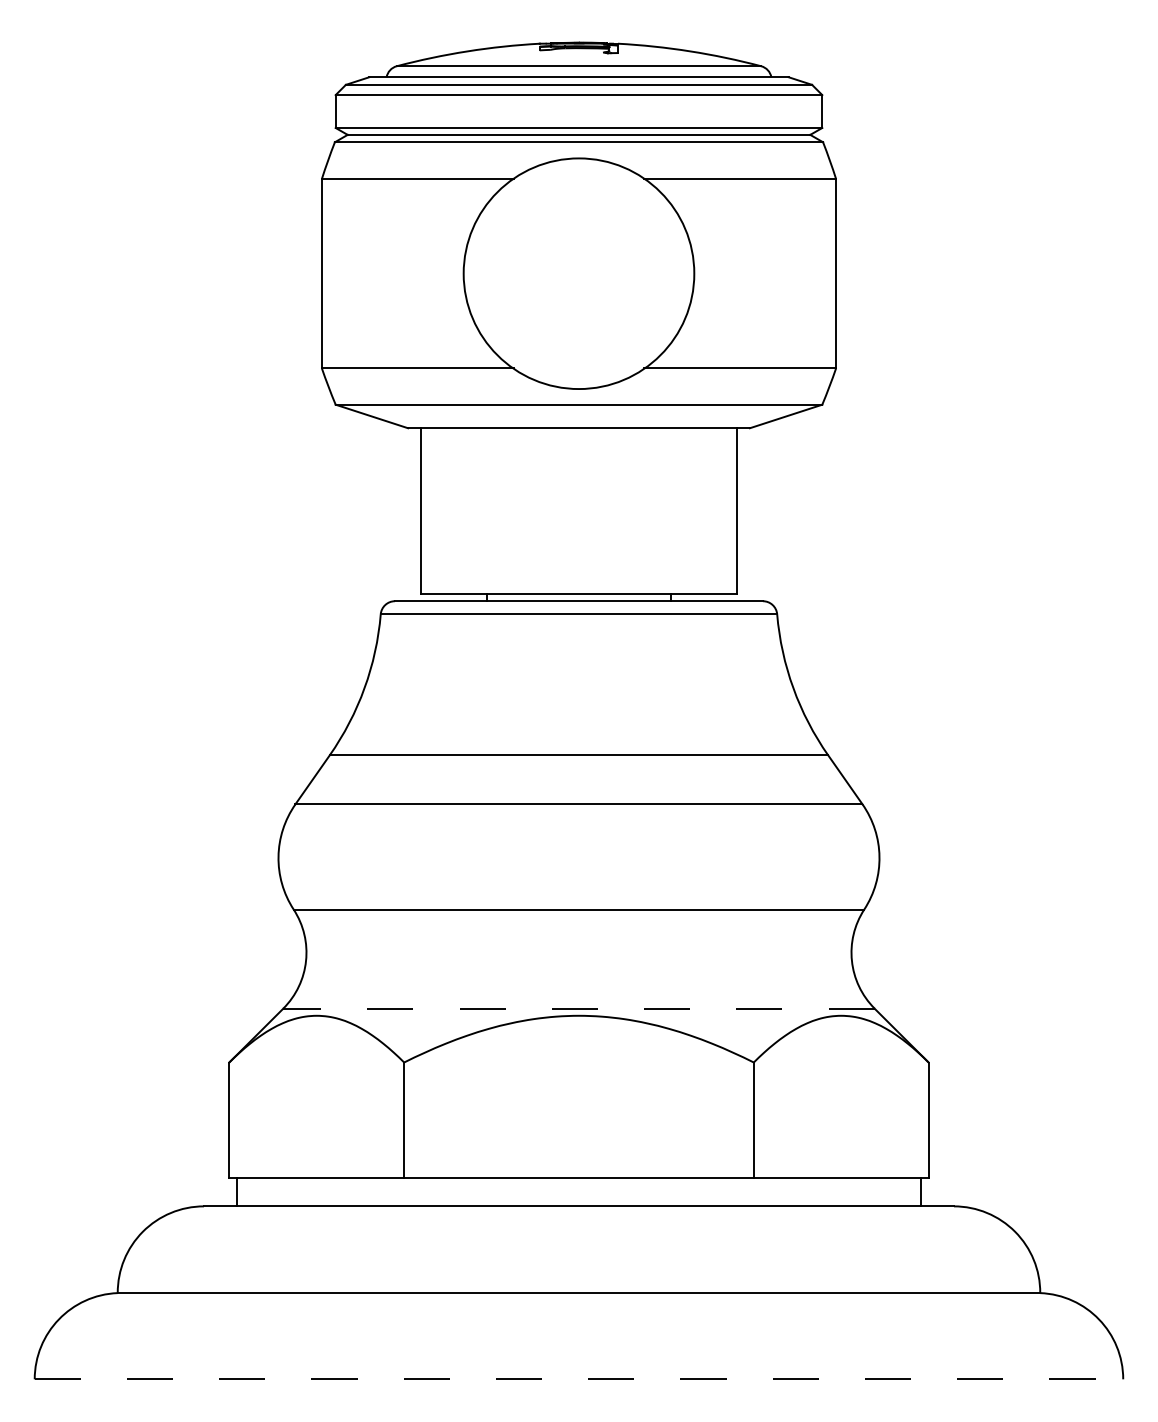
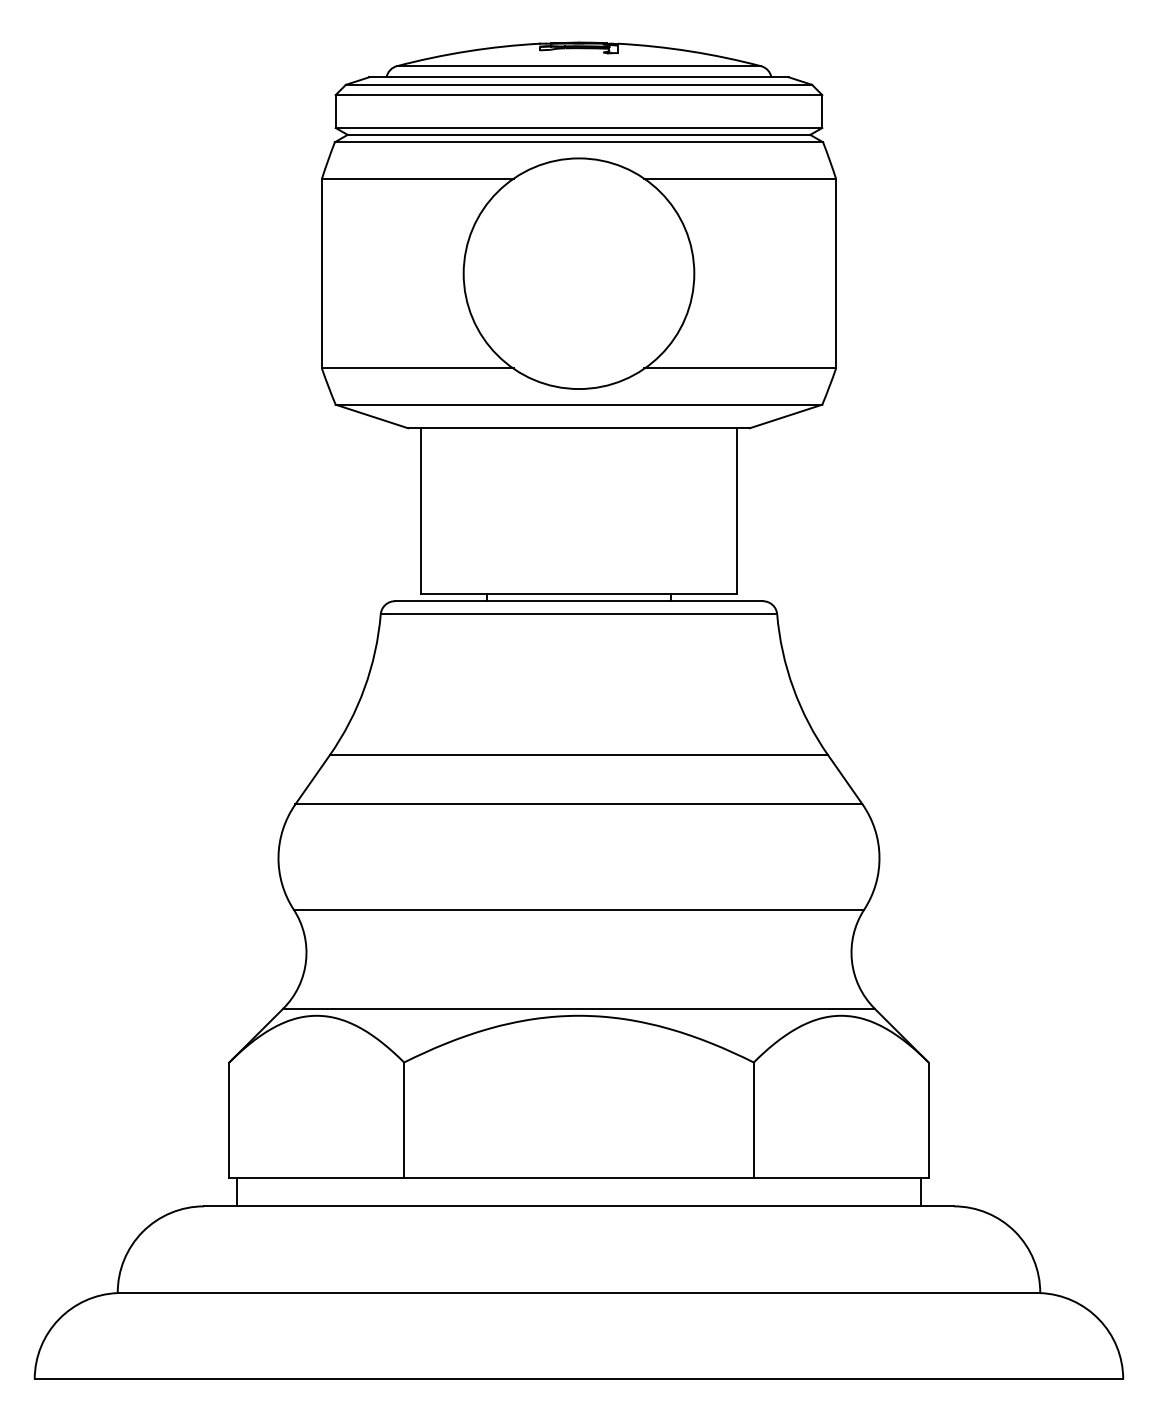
line: dashed -> solid (578, 1008)
line: dashed -> solid (579, 1379)
